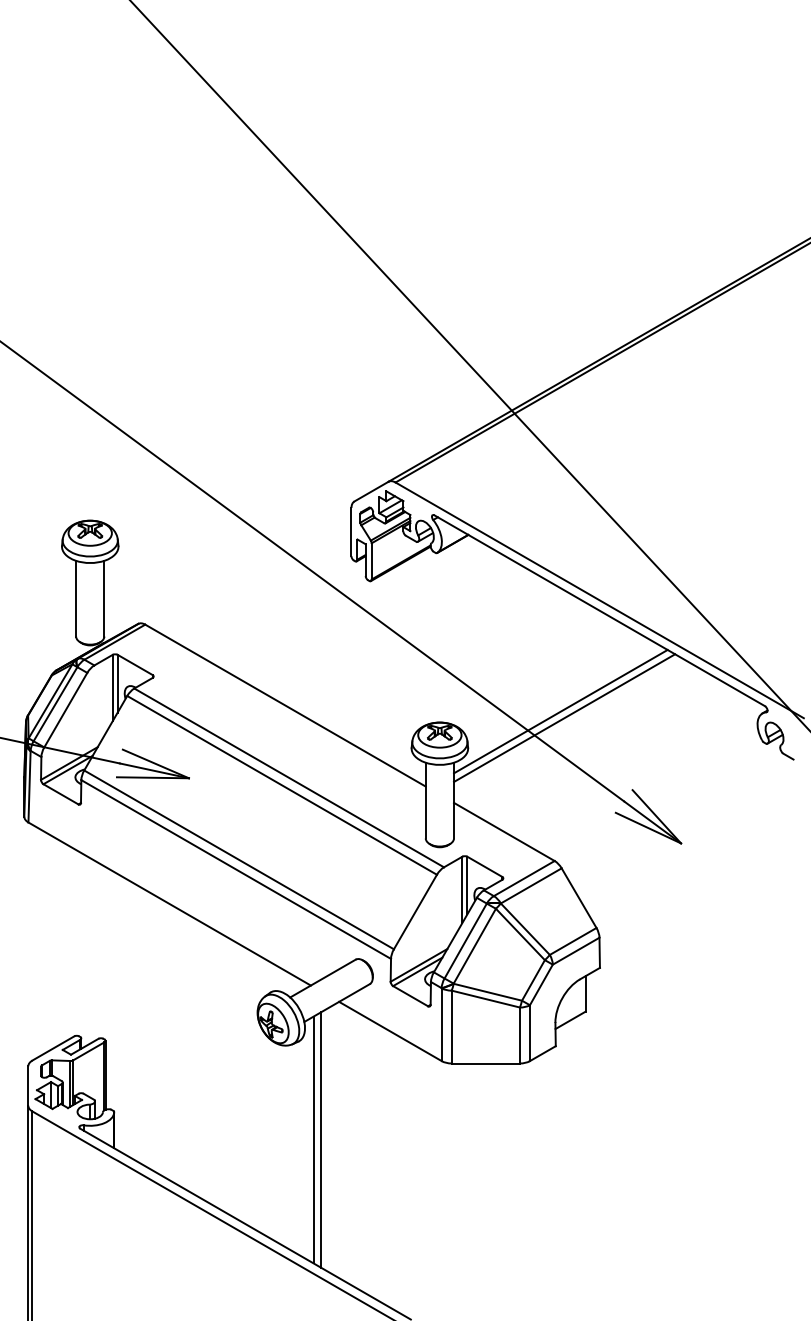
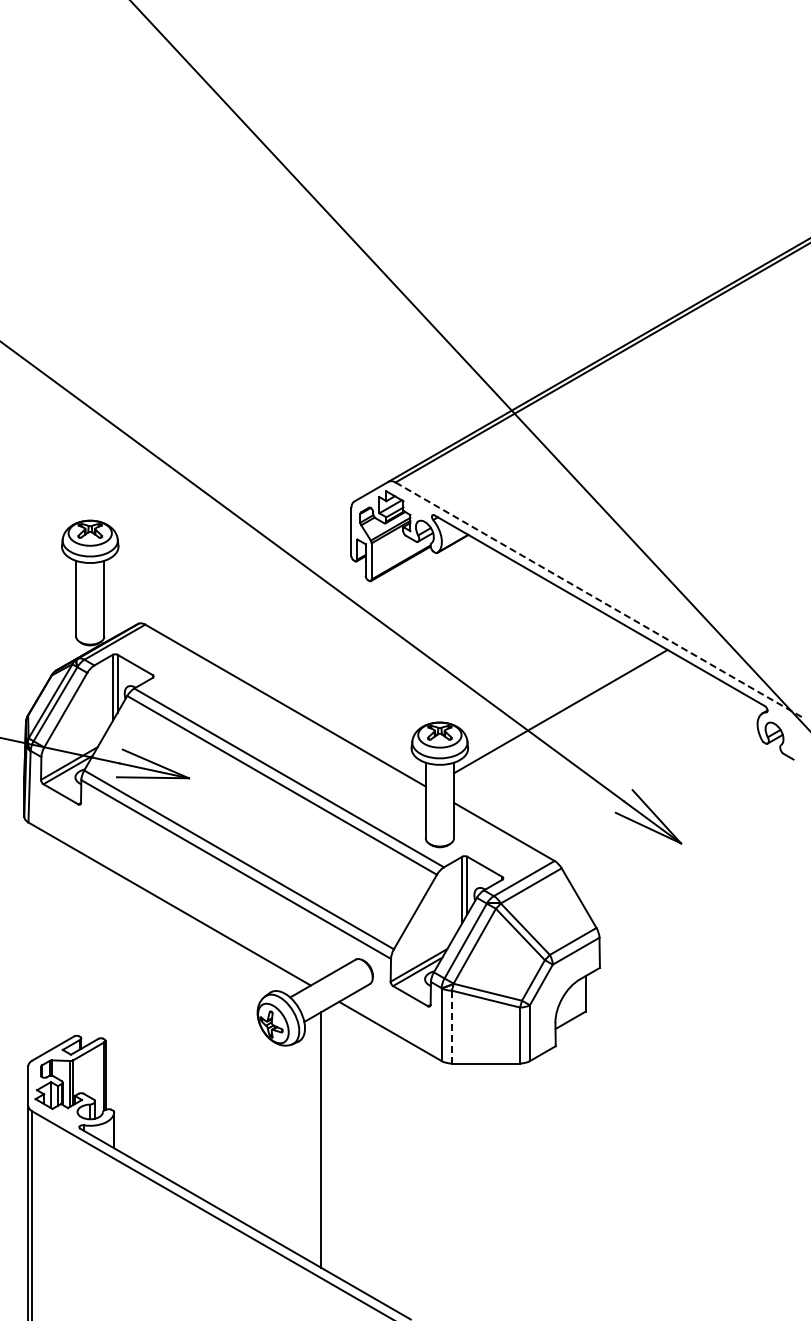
line: solid -> dashed (599, 600)
line: present -> none (564, 717)
line: solid -> dashed (451, 1026)
line: present -> none (313, 1139)
